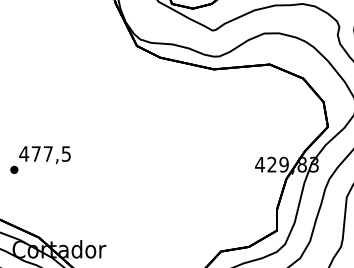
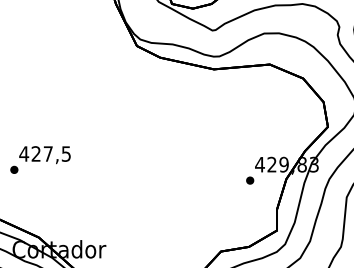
text: 477,5 -> 427,5 (35, 153)
part: none -> present (250, 180)
